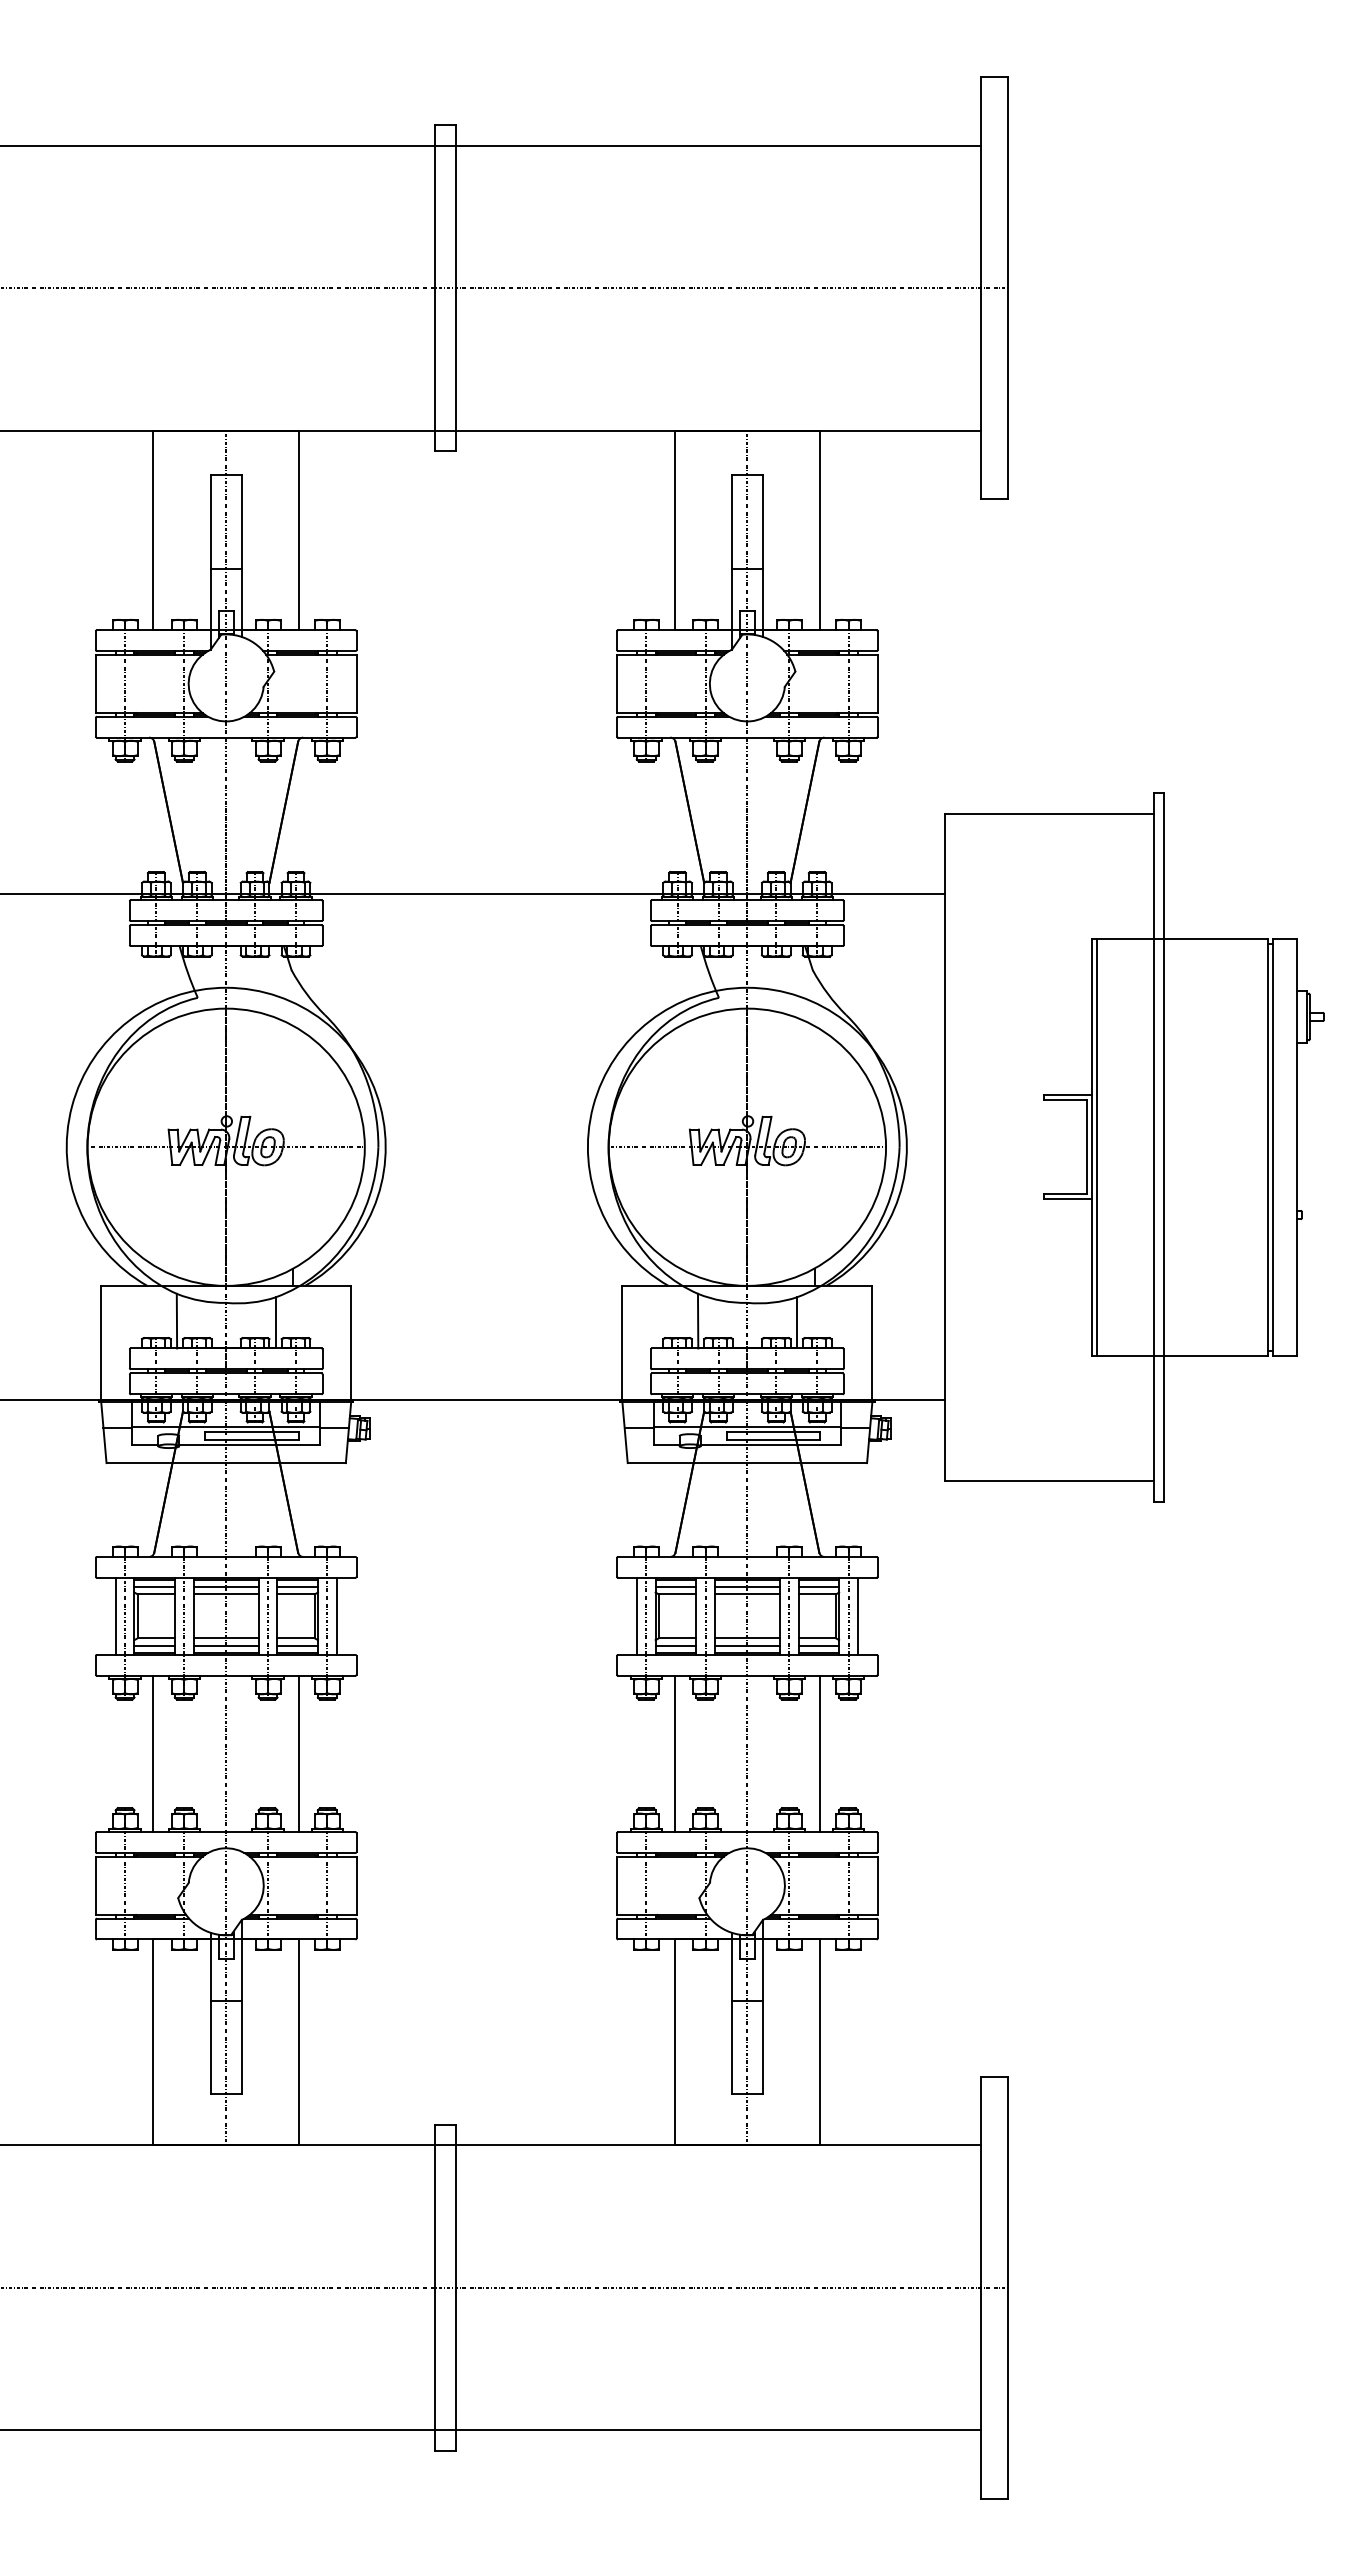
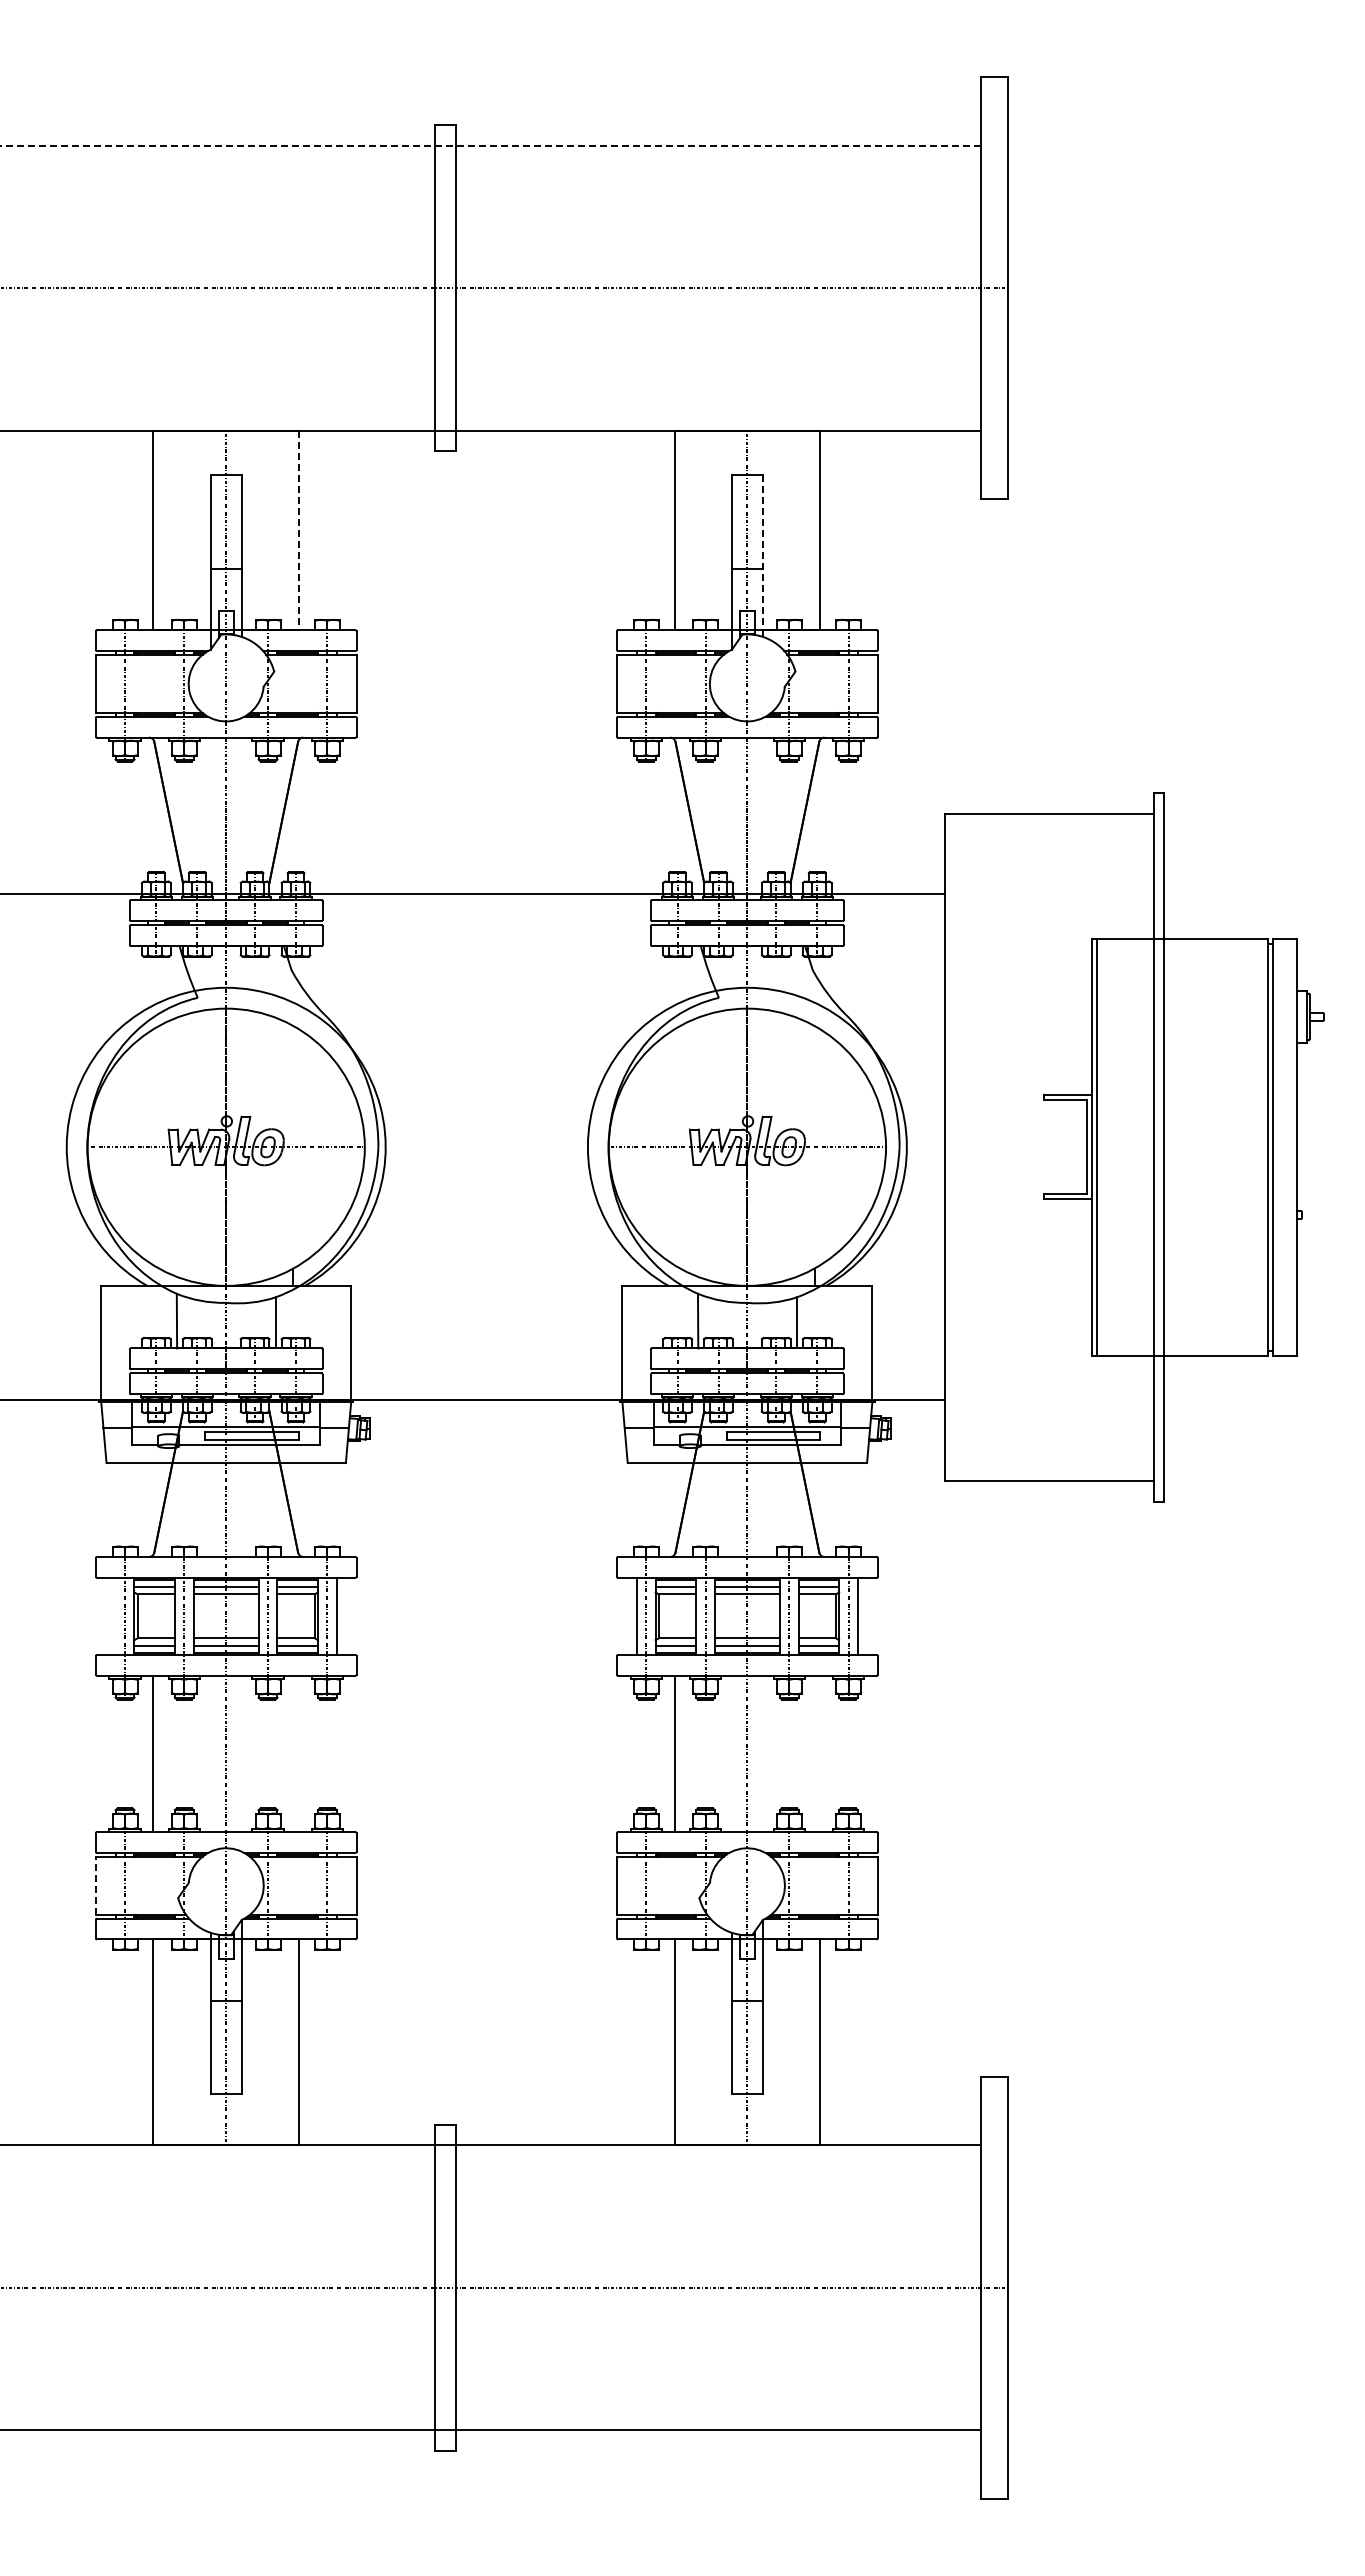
line: solid -> dashed (491, 146)
line: solid -> dashed (299, 530)
line: solid -> dashed (763, 556)
line: present -> none (115, 1615)
line: present -> none (299, 1753)
line: present -> none (820, 1753)
line: solid -> dashed (95, 1885)
